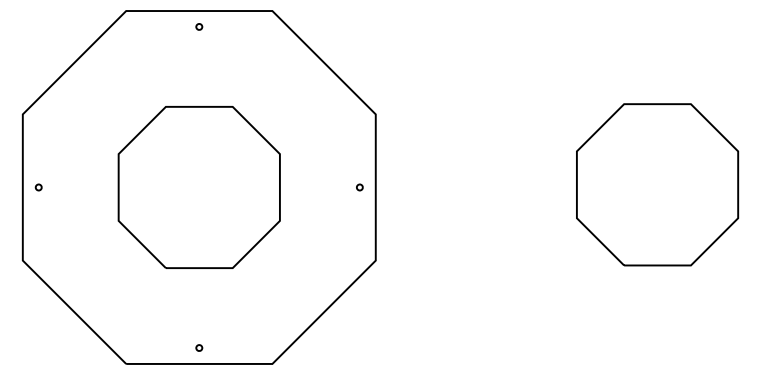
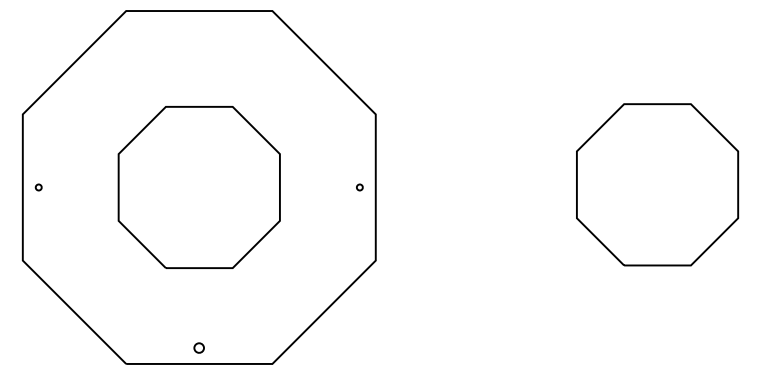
part: present -> none (199, 26)
part size: 9x8 px -> 12x12 px (198, 347)
